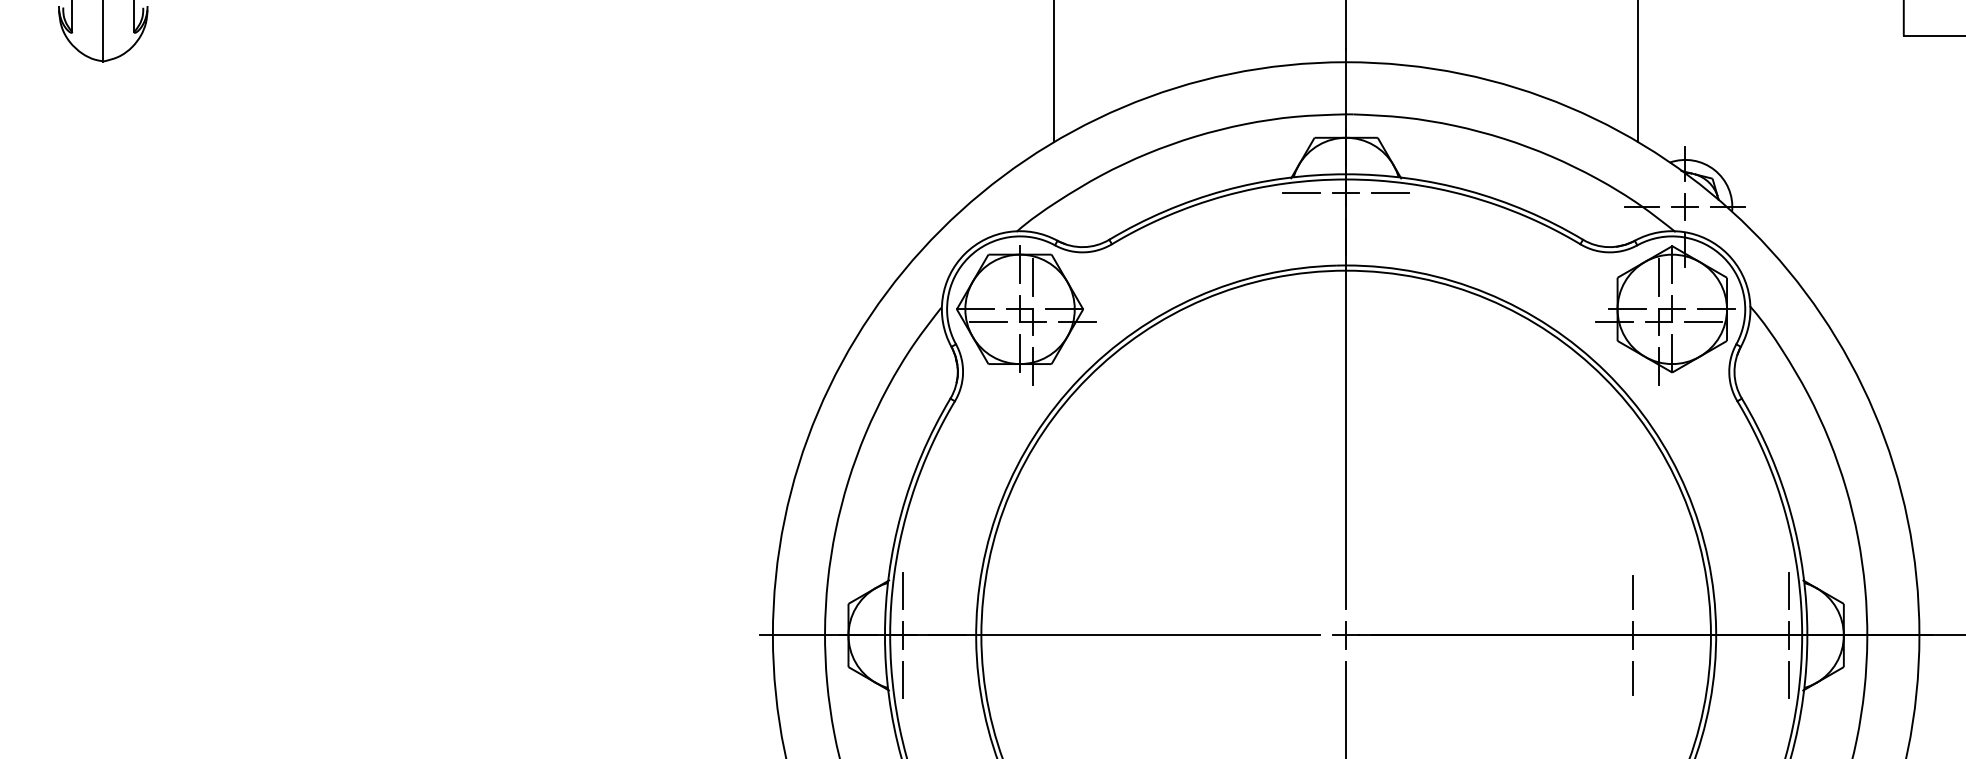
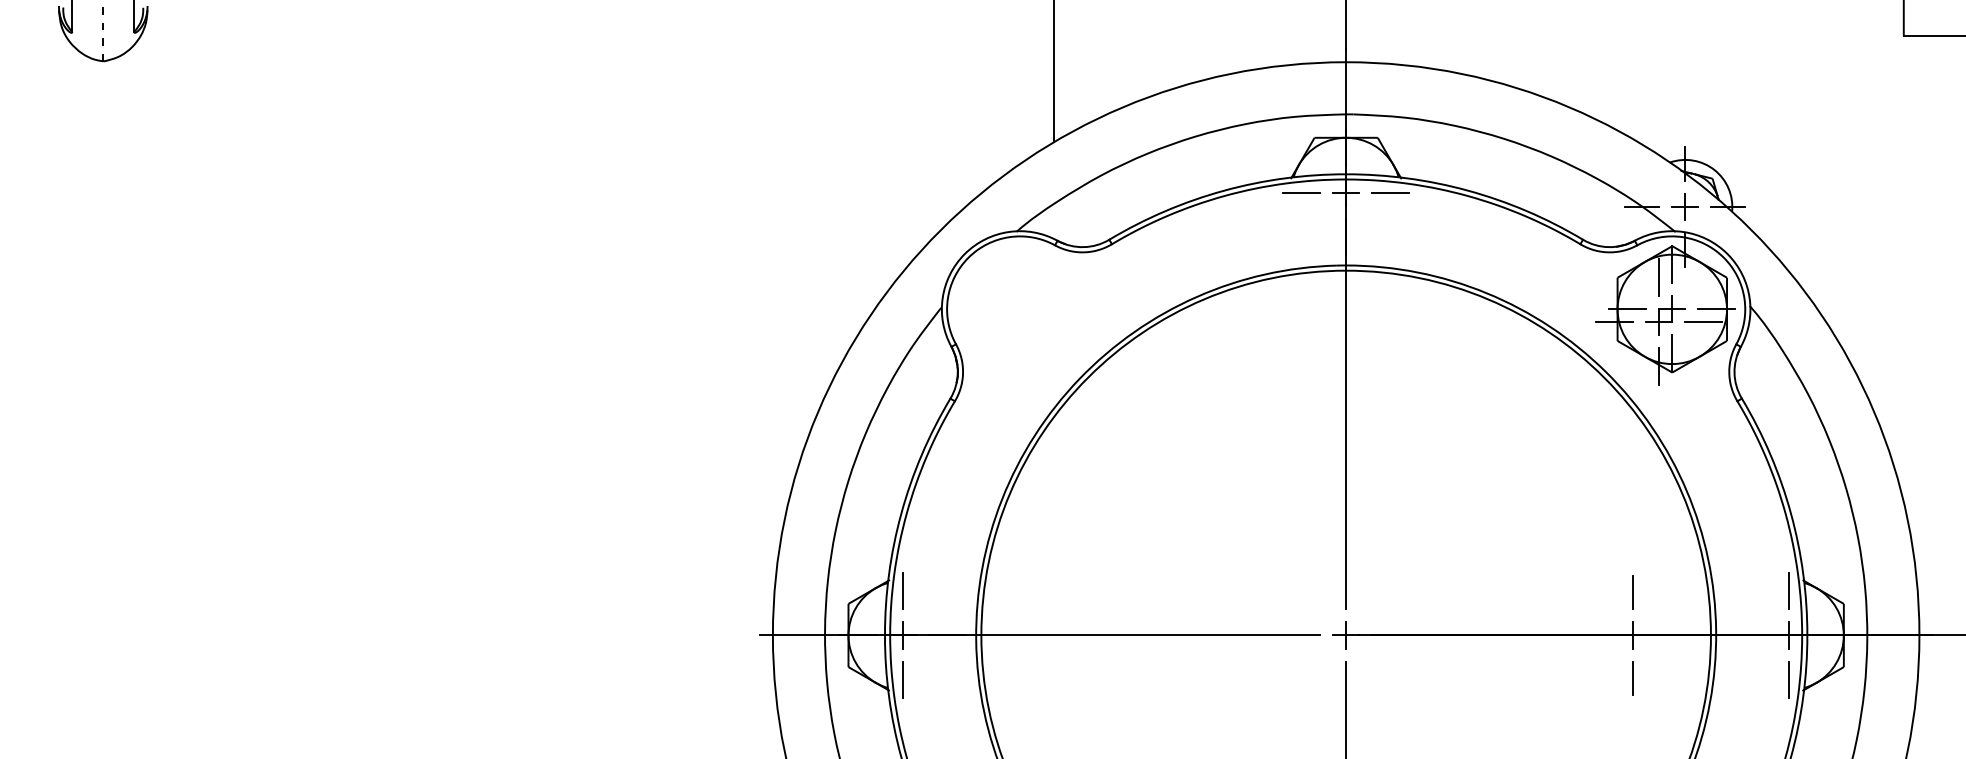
line: solid -> dashed (103, 30)
line: present -> none (1638, 72)
part: present -> none (1026, 315)
